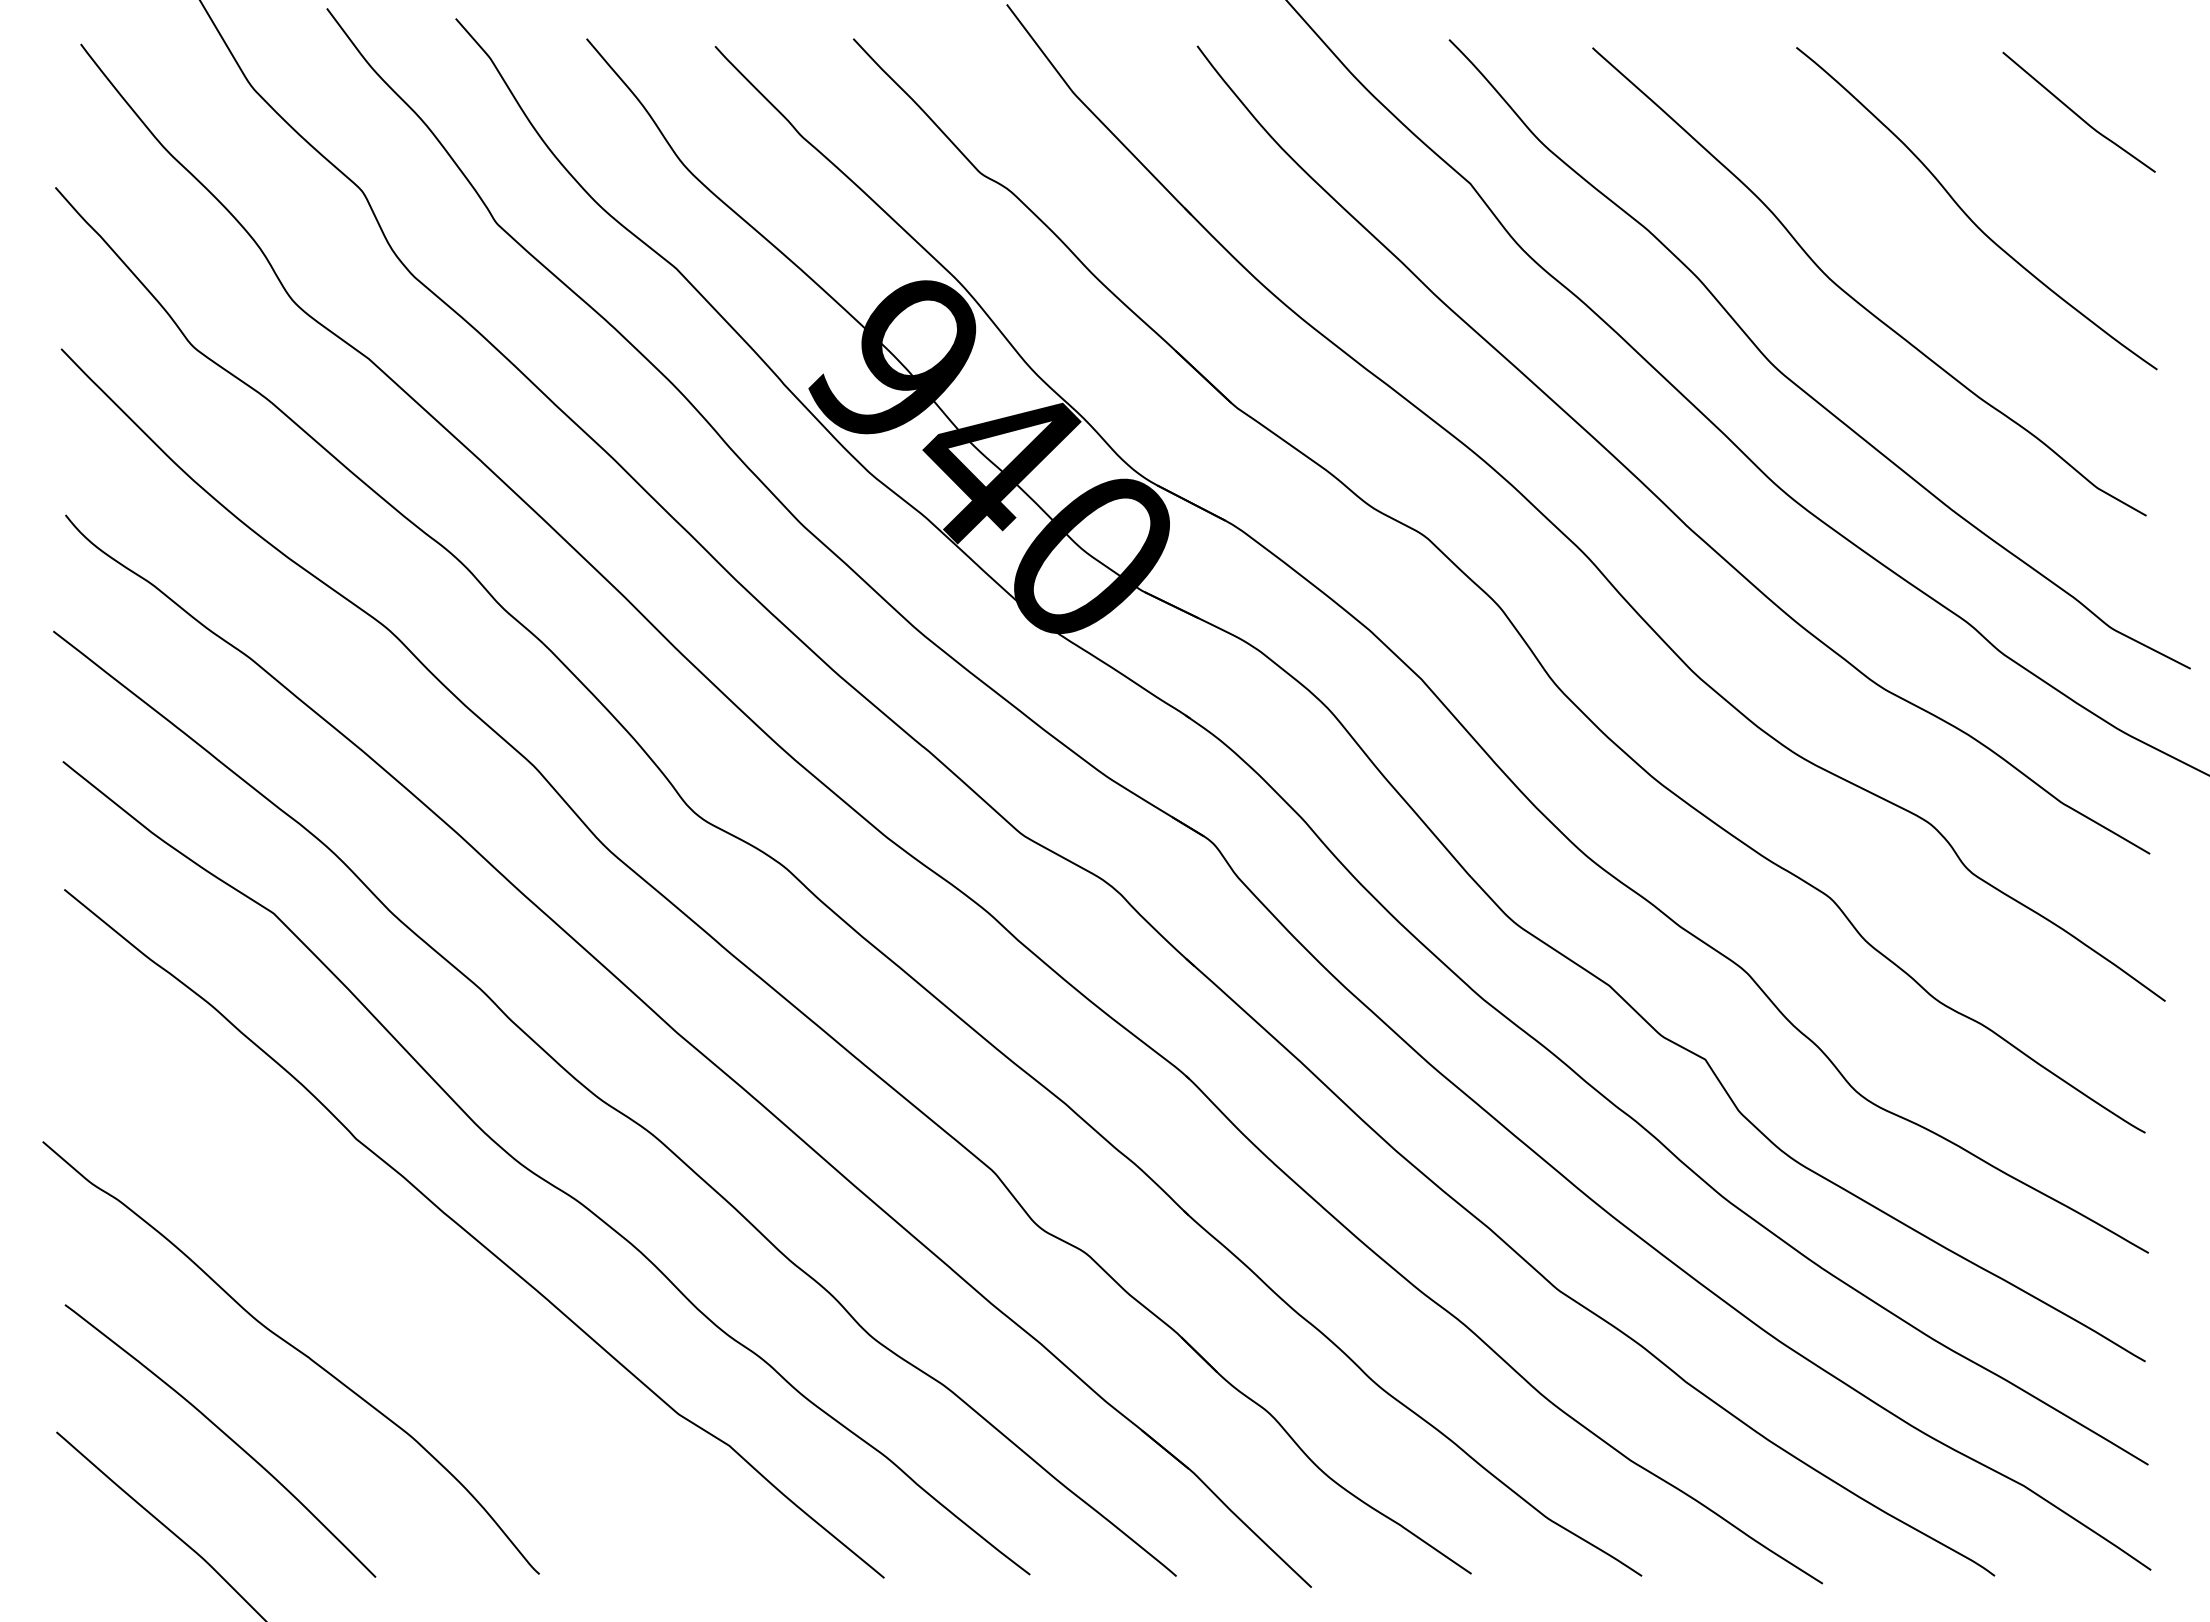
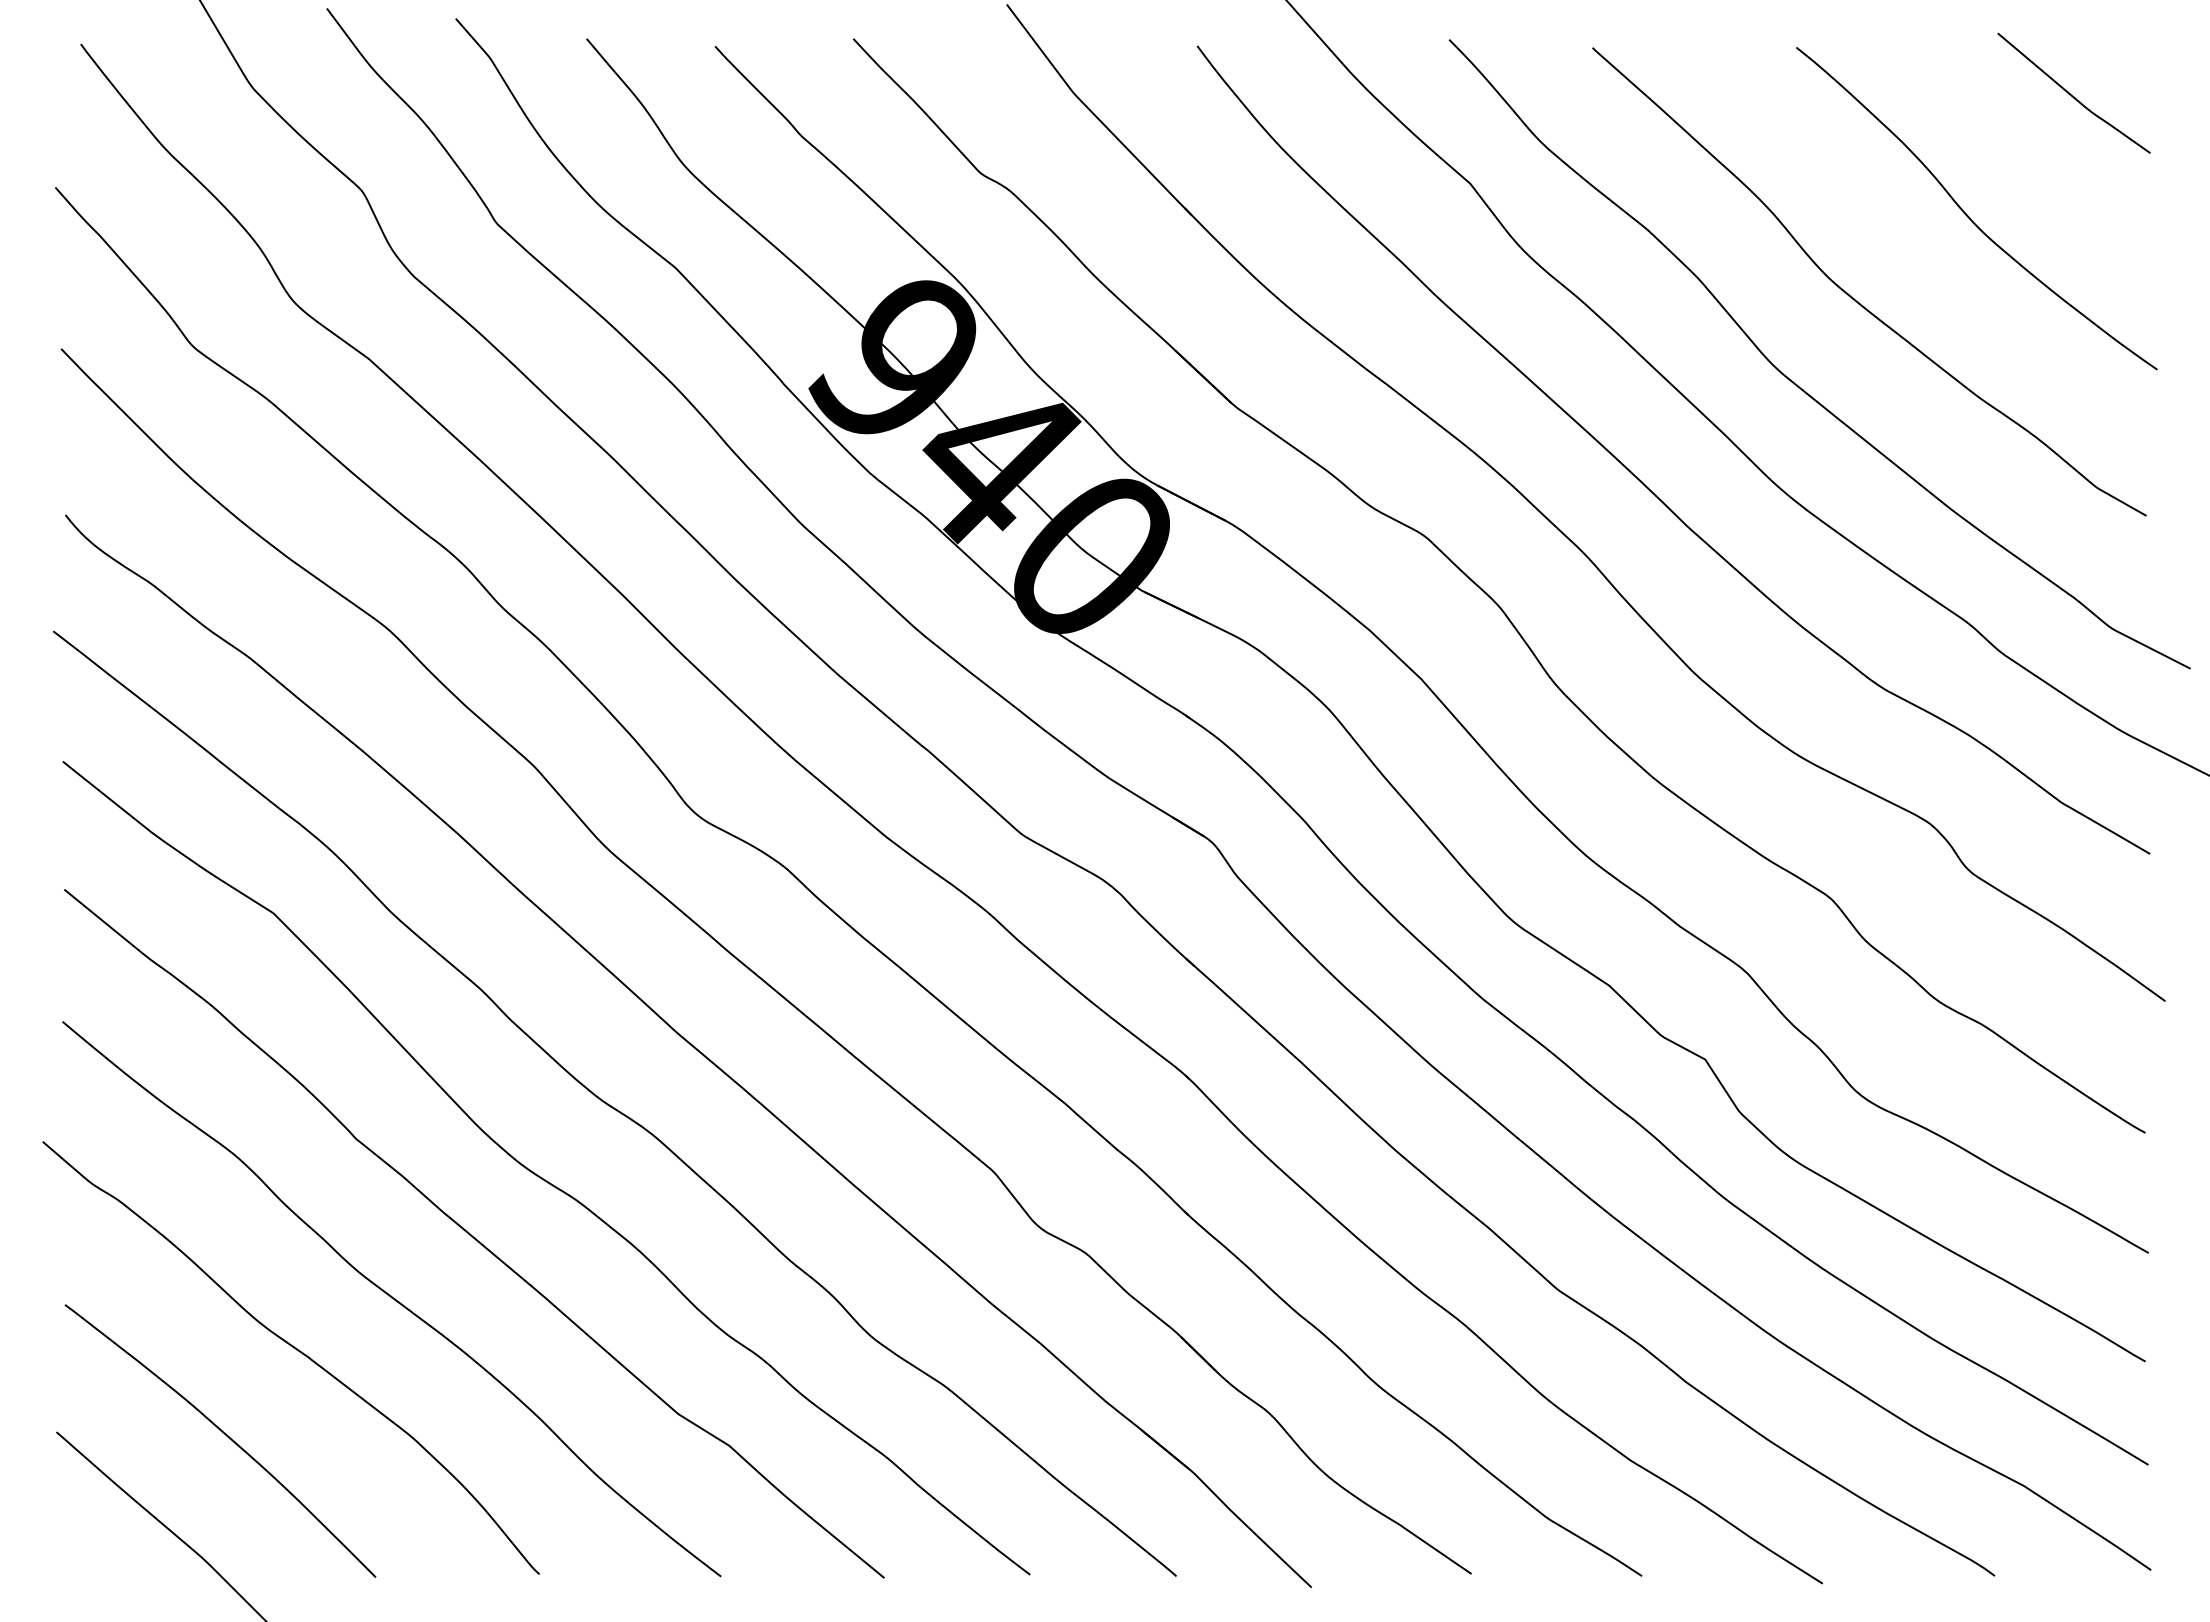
curve position: (2076, 113) -> (2071, 94) (2071, 94)
curve: none -> present (391, 1298)
